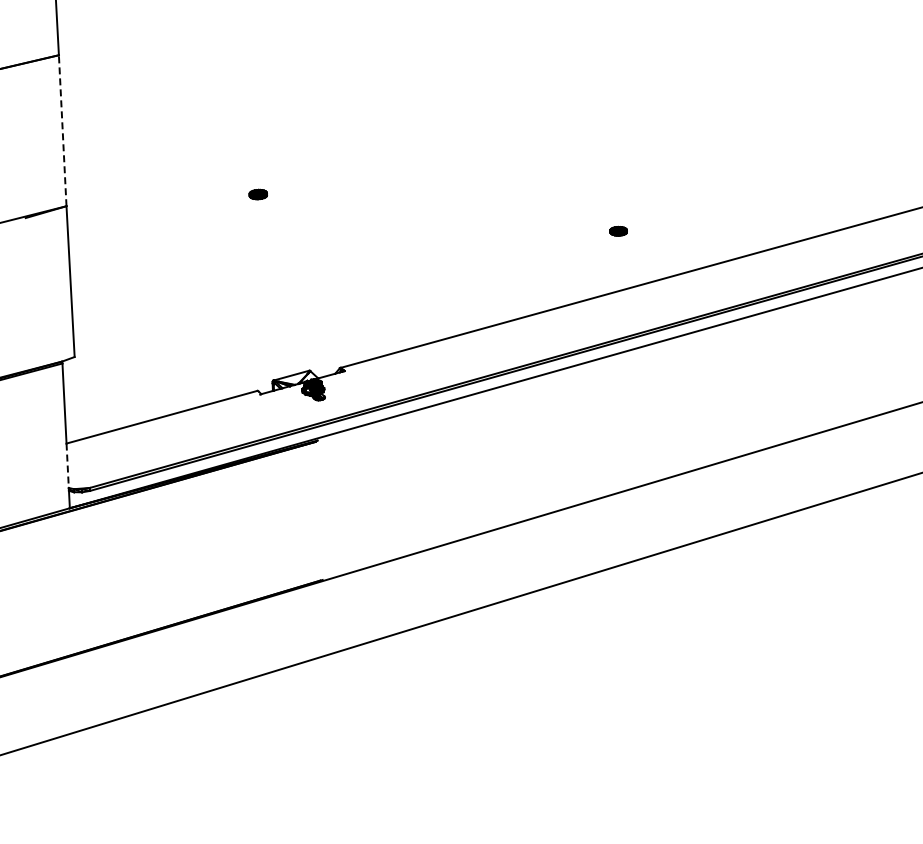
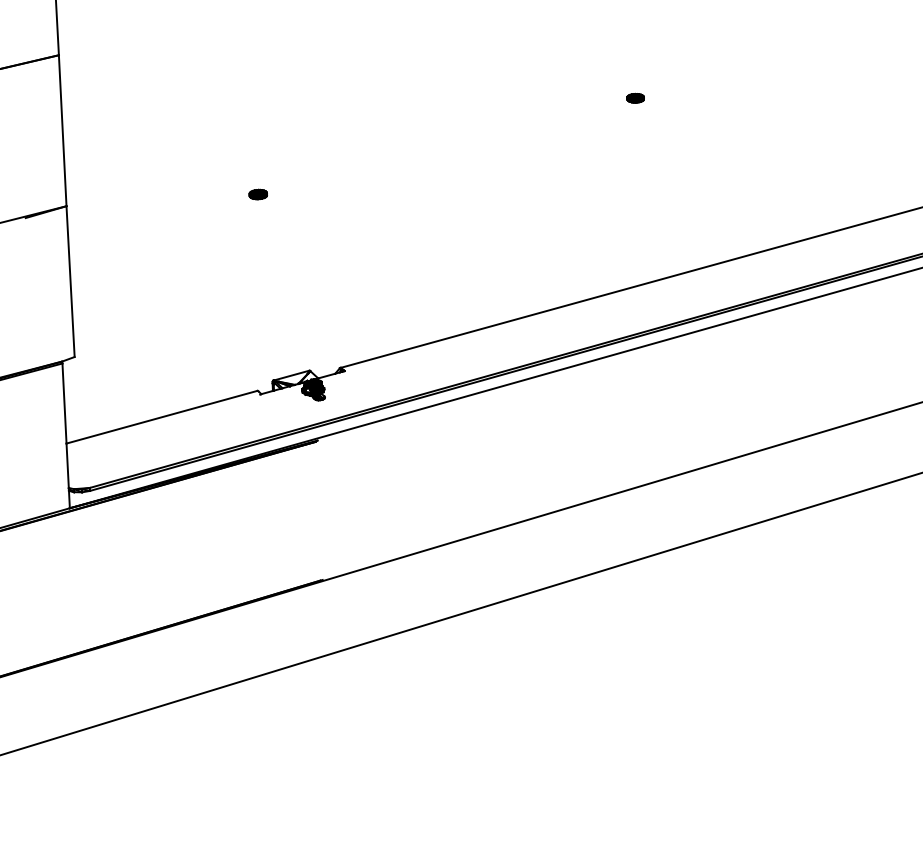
line: dashed -> solid (62, 130)
part position: (618, 230) -> (635, 97) (635, 97)
line: dashed -> solid (67, 466)
